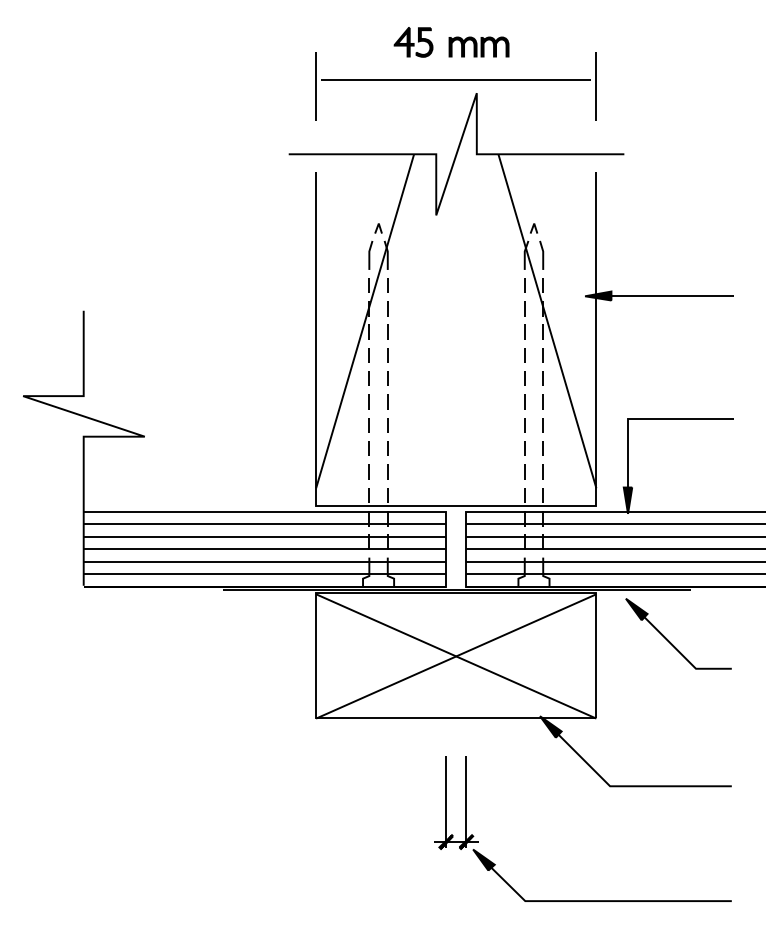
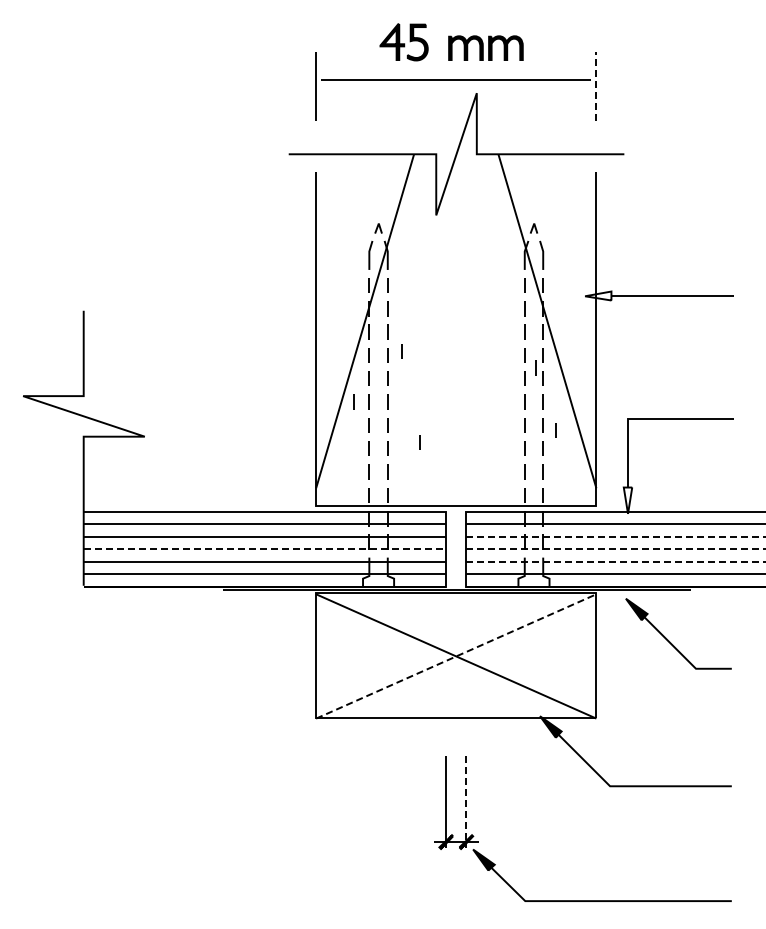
part size: 117x31 px -> 145x39 px (451, 42)
line: solid -> dashed (596, 86)
fill: present -> none (598, 295)
line: none -> present (401, 351)
line: none -> present (535, 367)
line: none -> present (353, 401)
line: none -> present (555, 430)
line: none -> present (419, 442)
fill: present -> none (627, 500)
line: solid -> dashed (616, 537)
line: solid -> dashed (265, 549)
line: solid -> dashed (616, 549)
line: solid -> dashed (616, 561)
line: solid -> dashed (456, 656)
line: solid -> dashed (466, 802)
